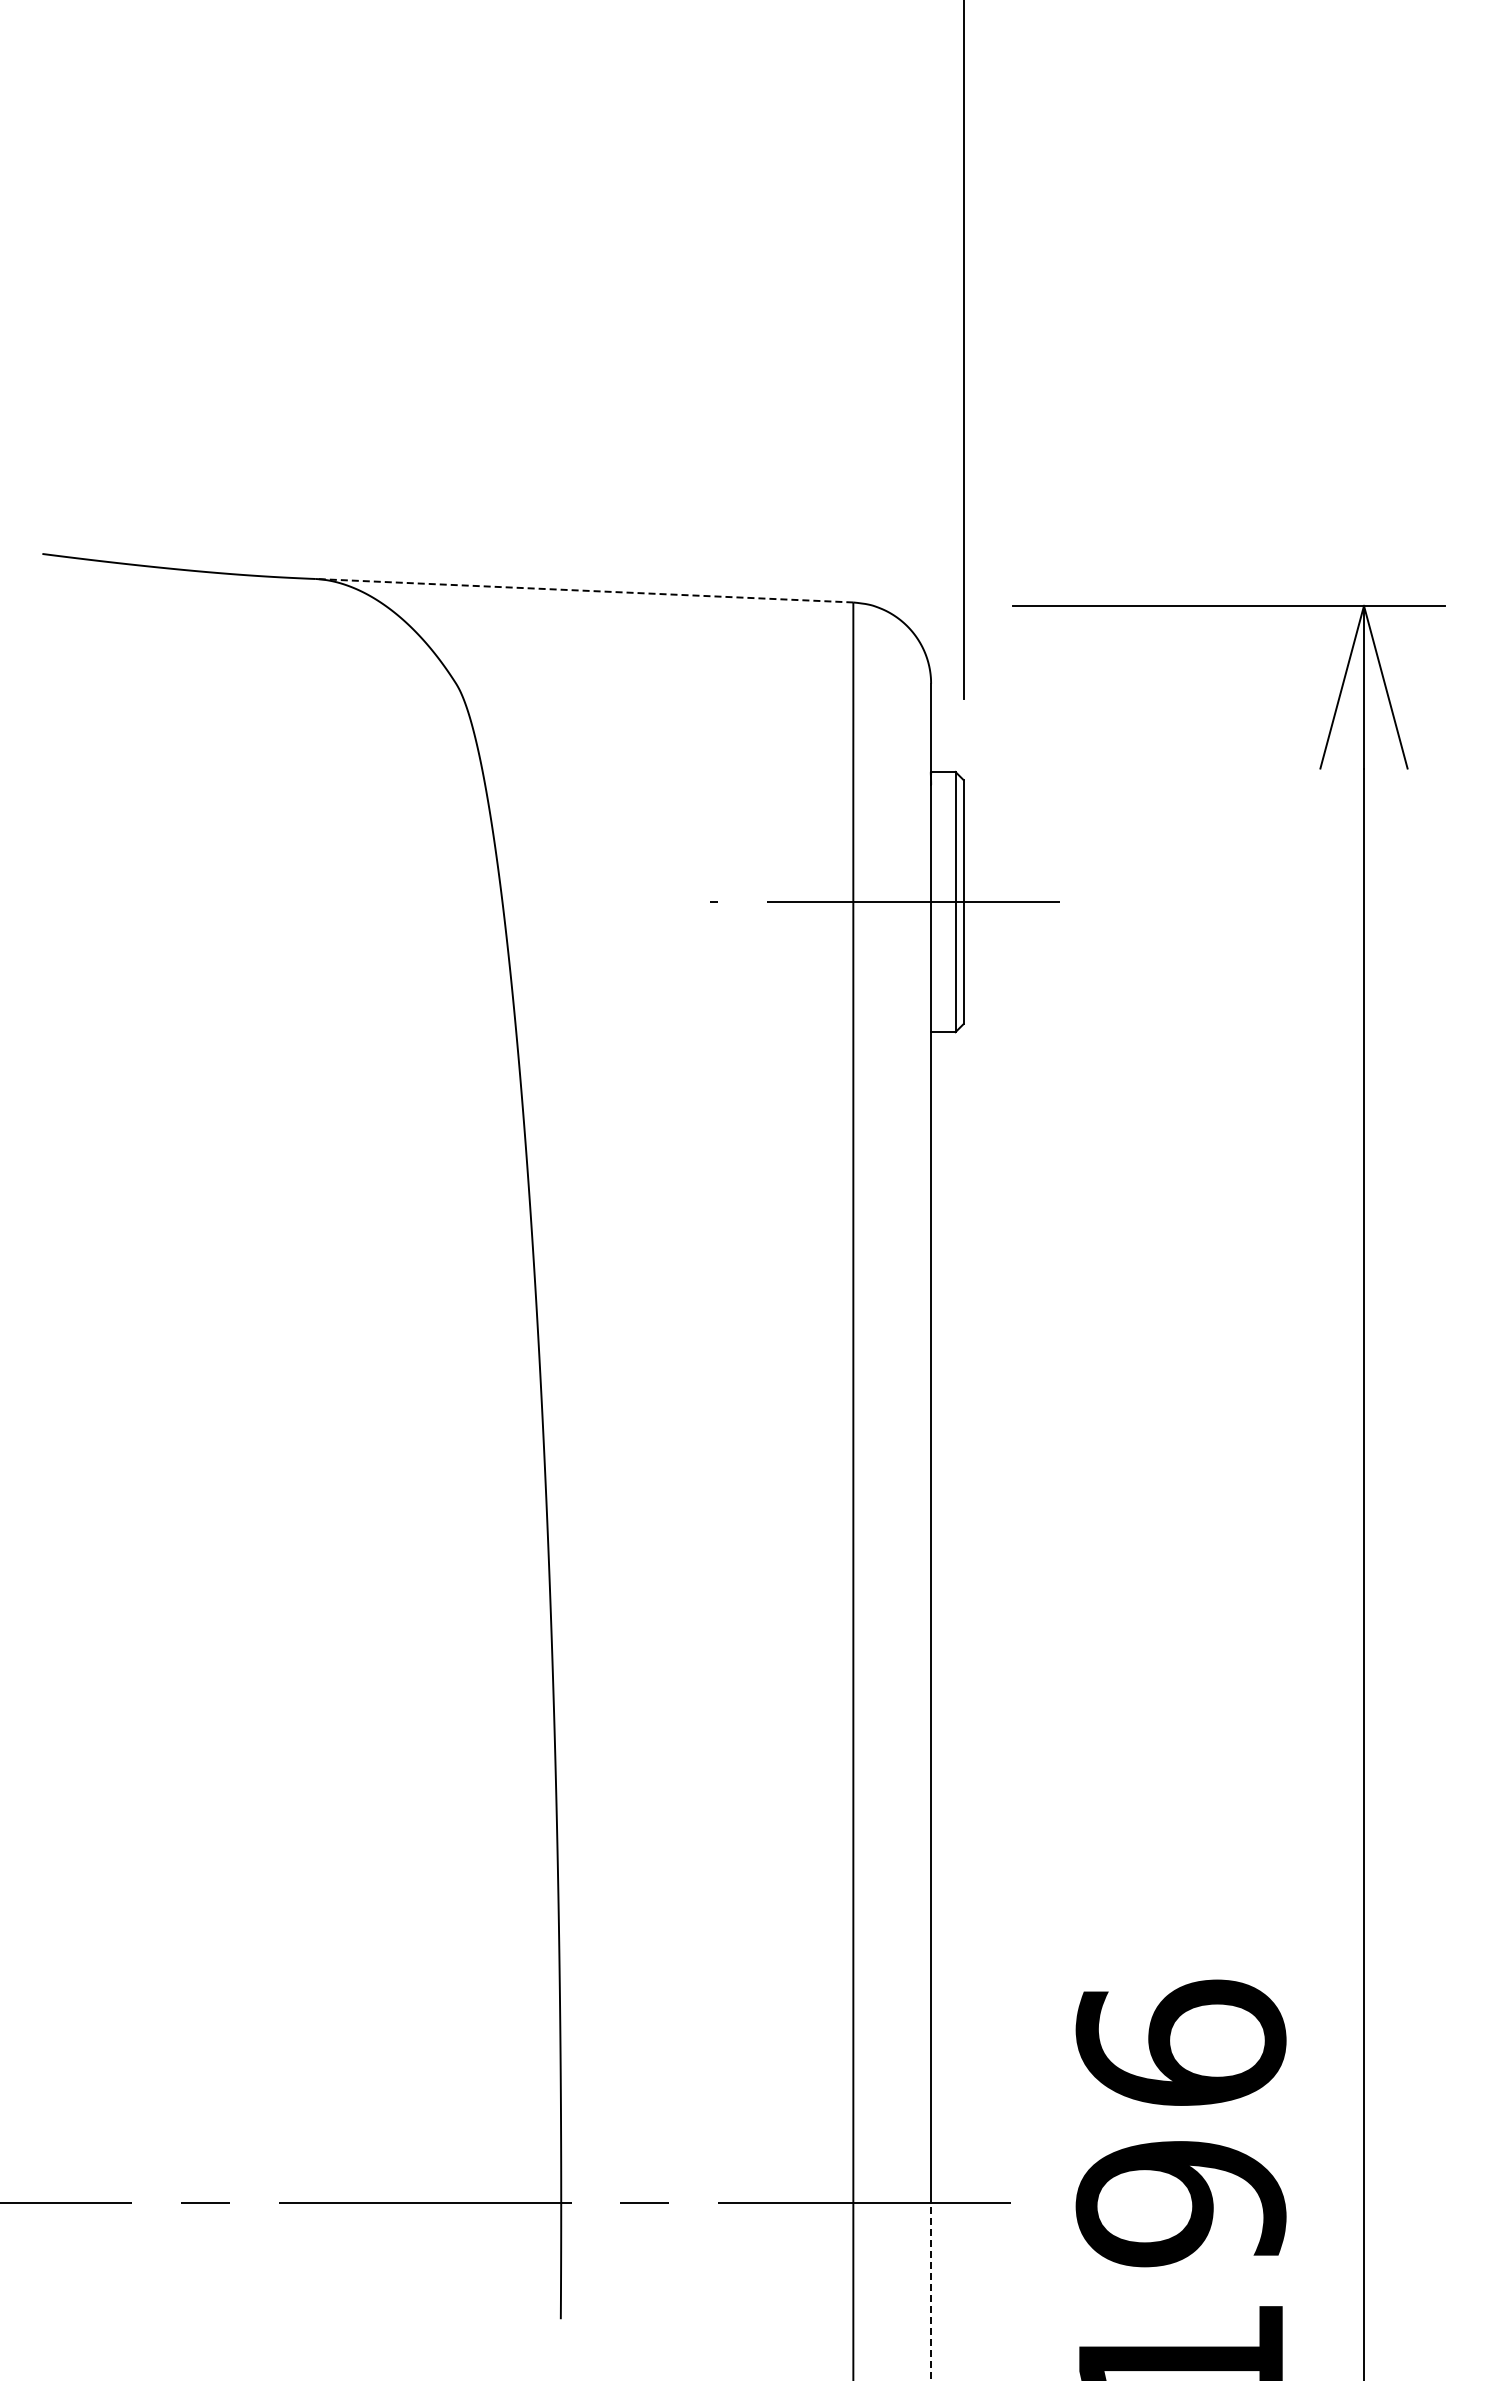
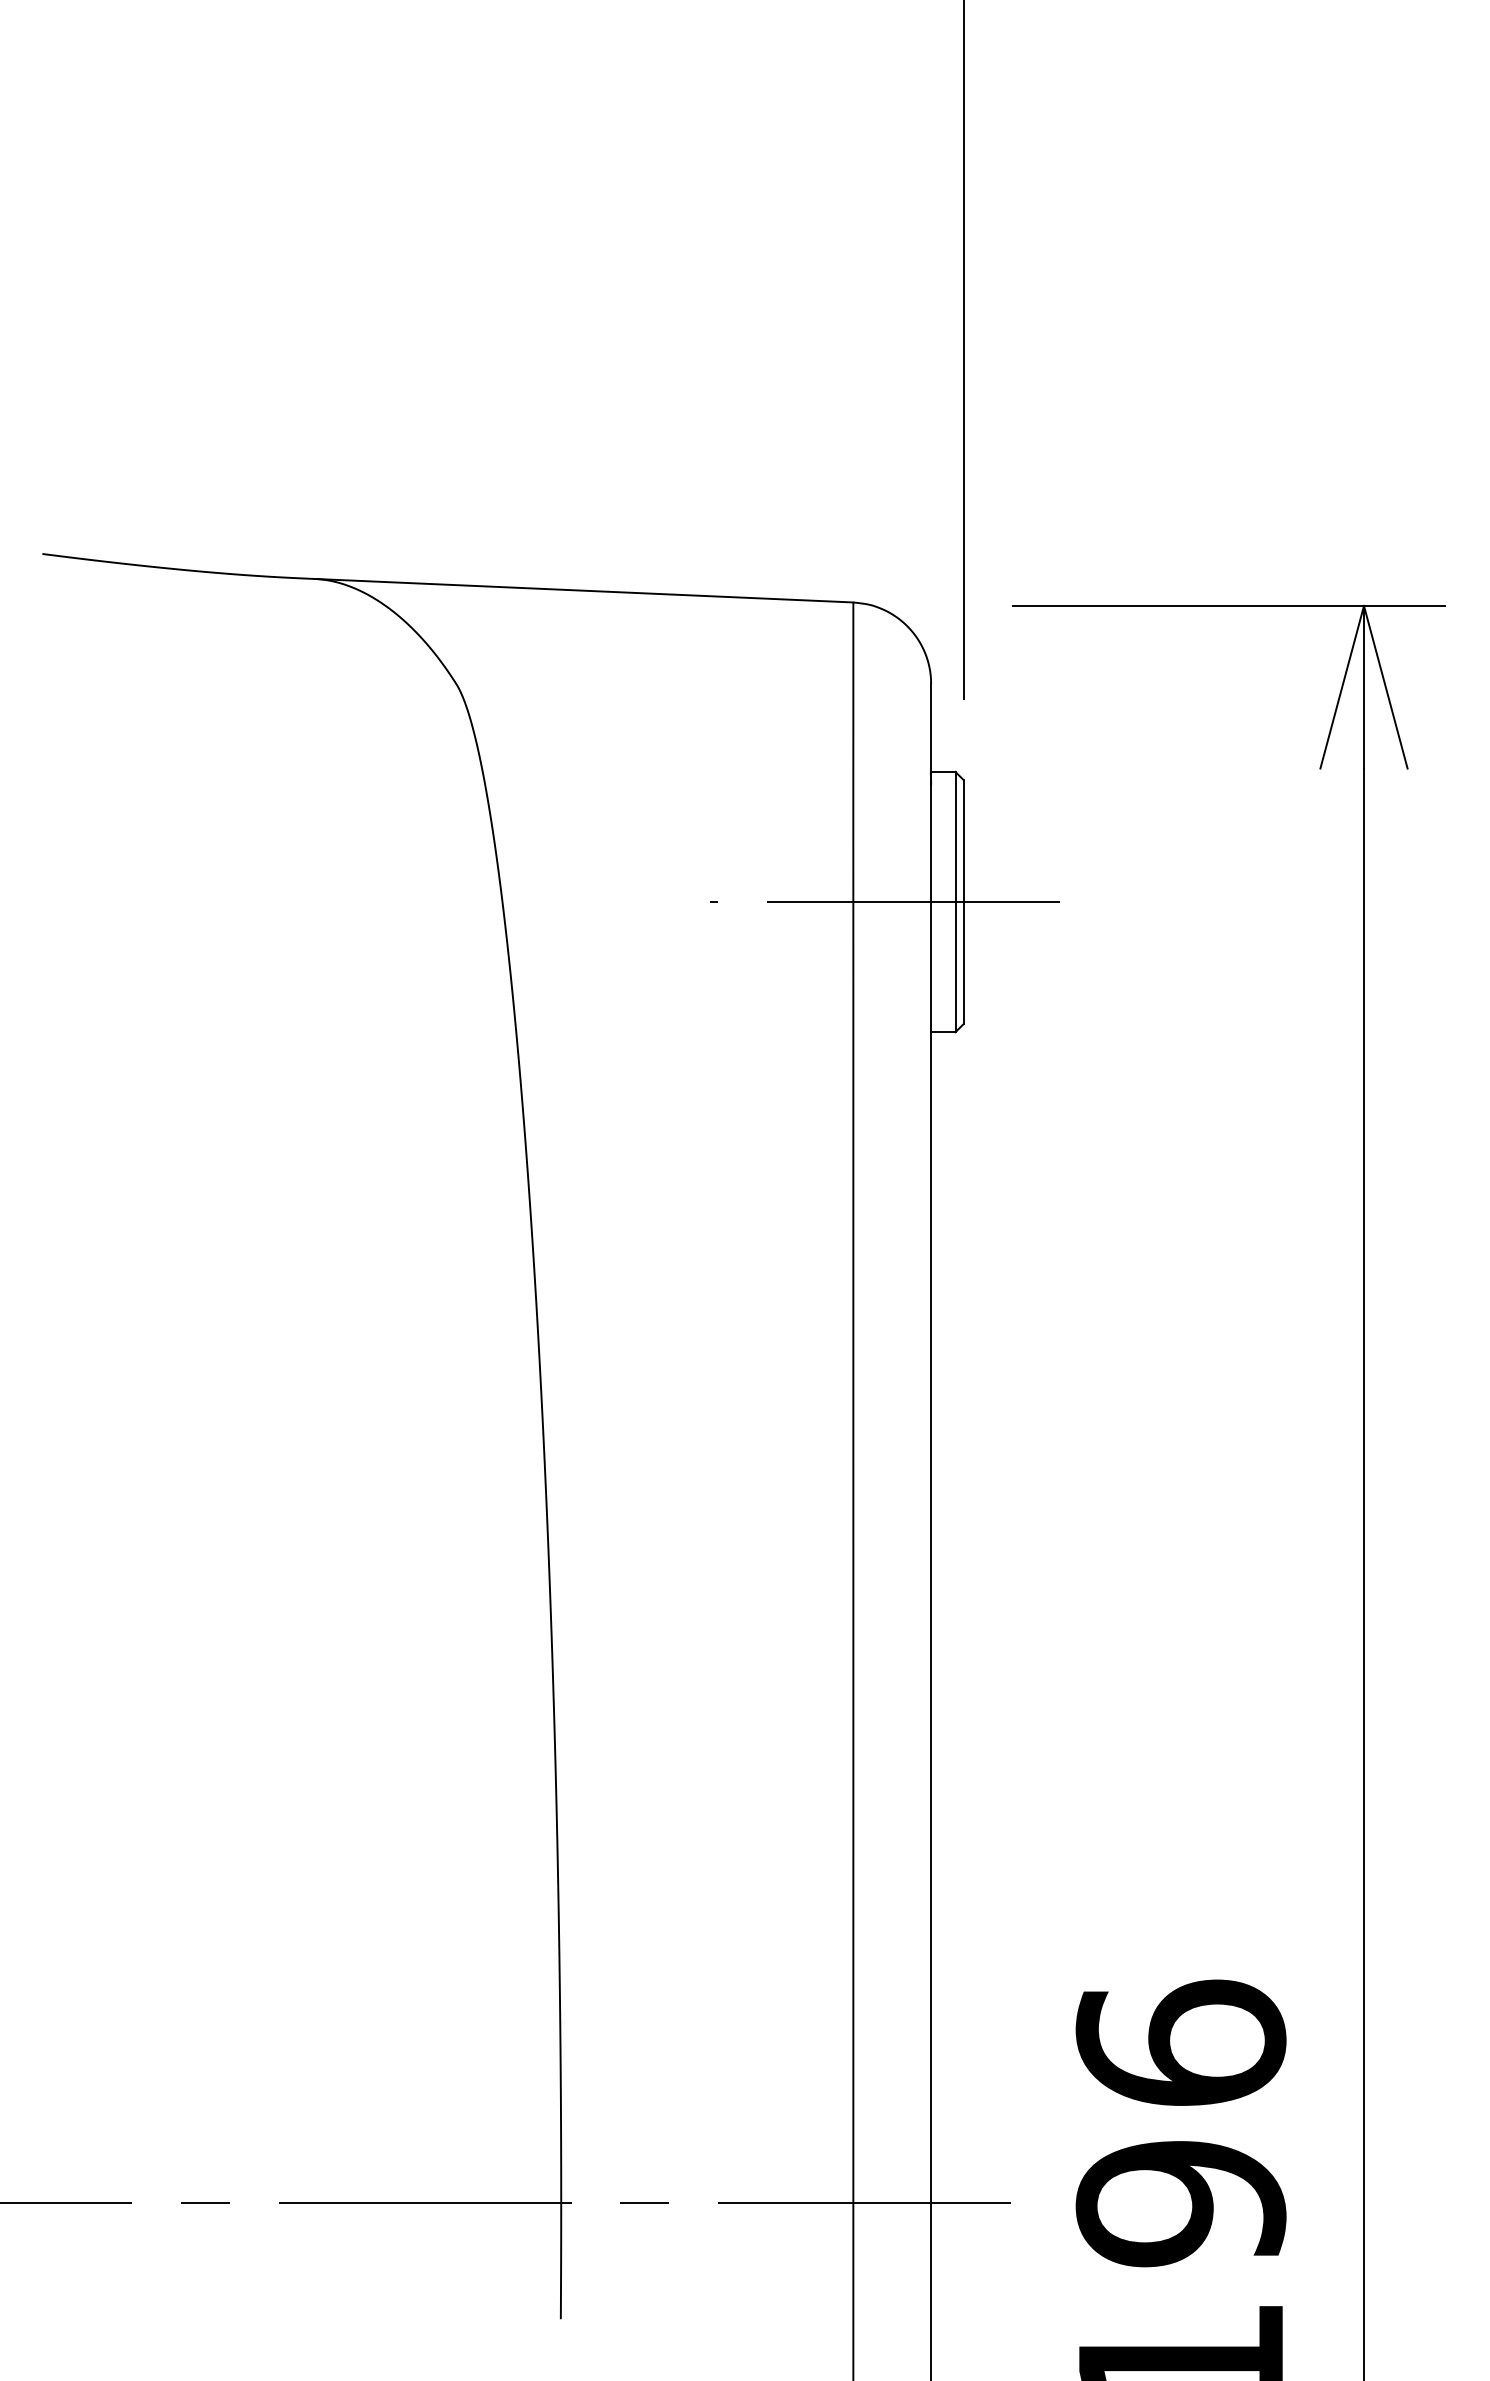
line: dashed -> solid (583, 590)
line: dashed -> solid (931, 2291)
